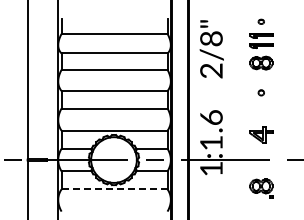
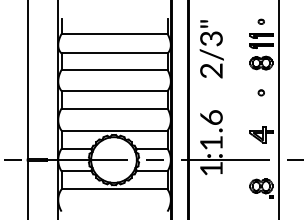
text: 2/8" -> 2/3" (211, 38)
line: none -> present (279, 109)
line: dashed -> solid (114, 189)
